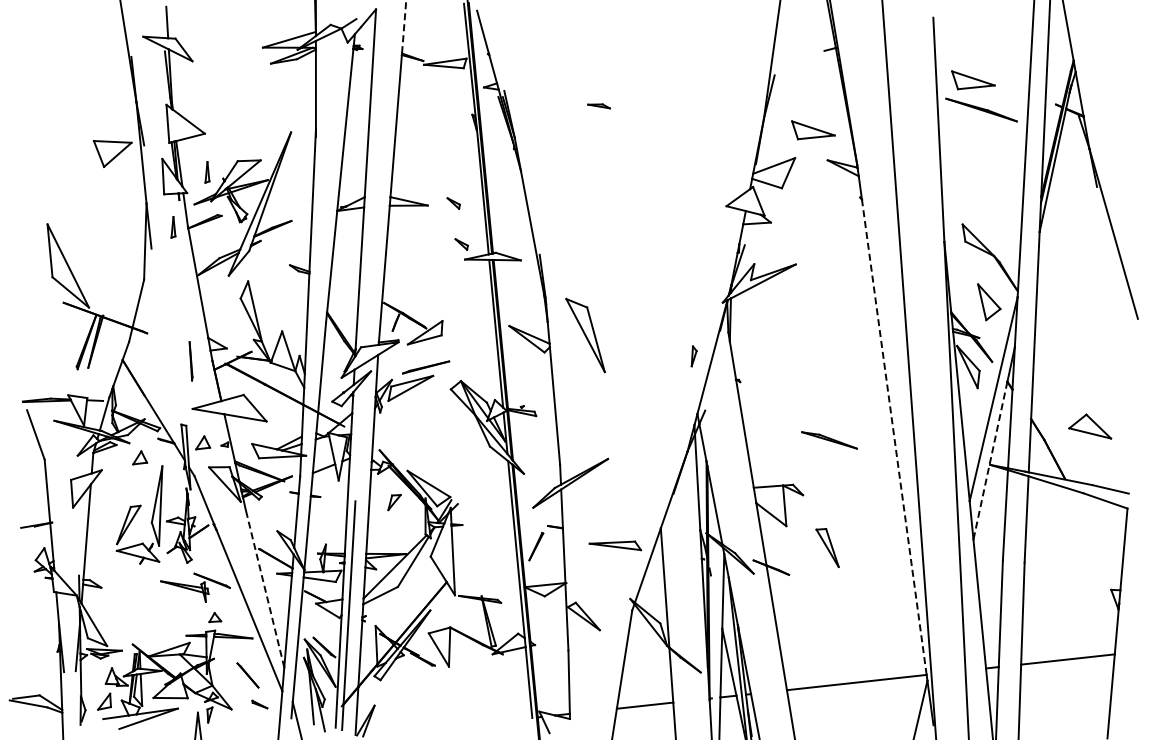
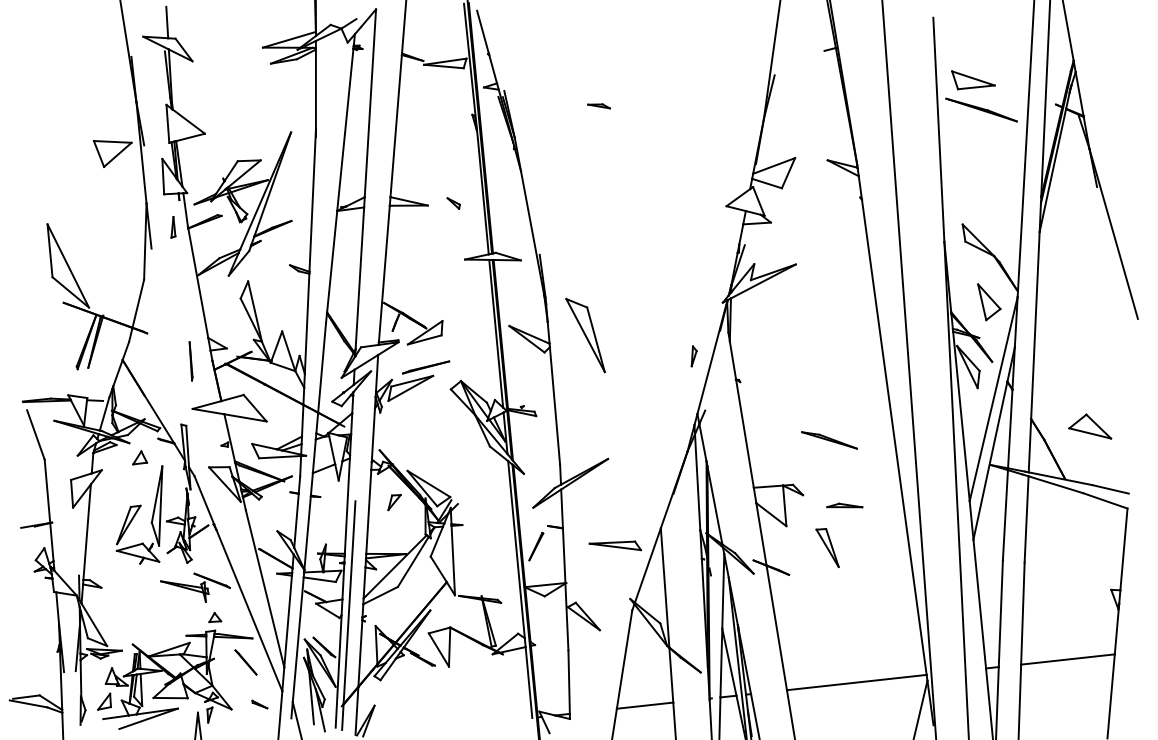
line: dashed -> solid (404, 27)
part: present -> none (813, 130)
part: present -> none (207, 172)
part: present -> none (461, 244)
line: dashed -> solid (894, 437)
part: present -> none (203, 442)
line: dashed -> solid (990, 460)
part: none -> present (844, 505)
line: dashed -> solid (265, 588)
line position: (247, 675) -> (245, 662) (245, 662)
